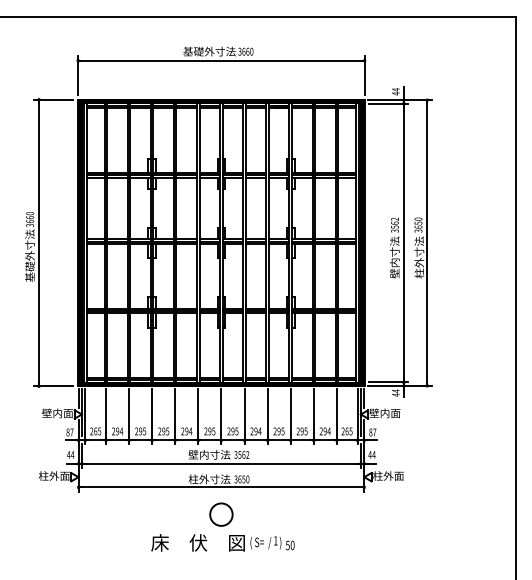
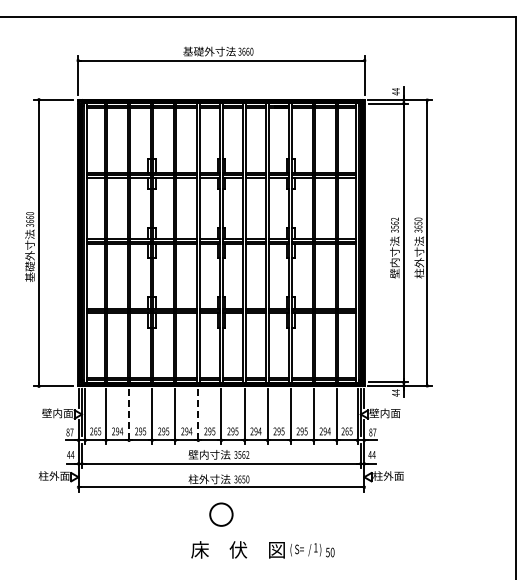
line: solid -> dashed (129, 416)
line: solid -> dashed (198, 416)
text position: (222, 542) -> (262, 549) (262, 549)
